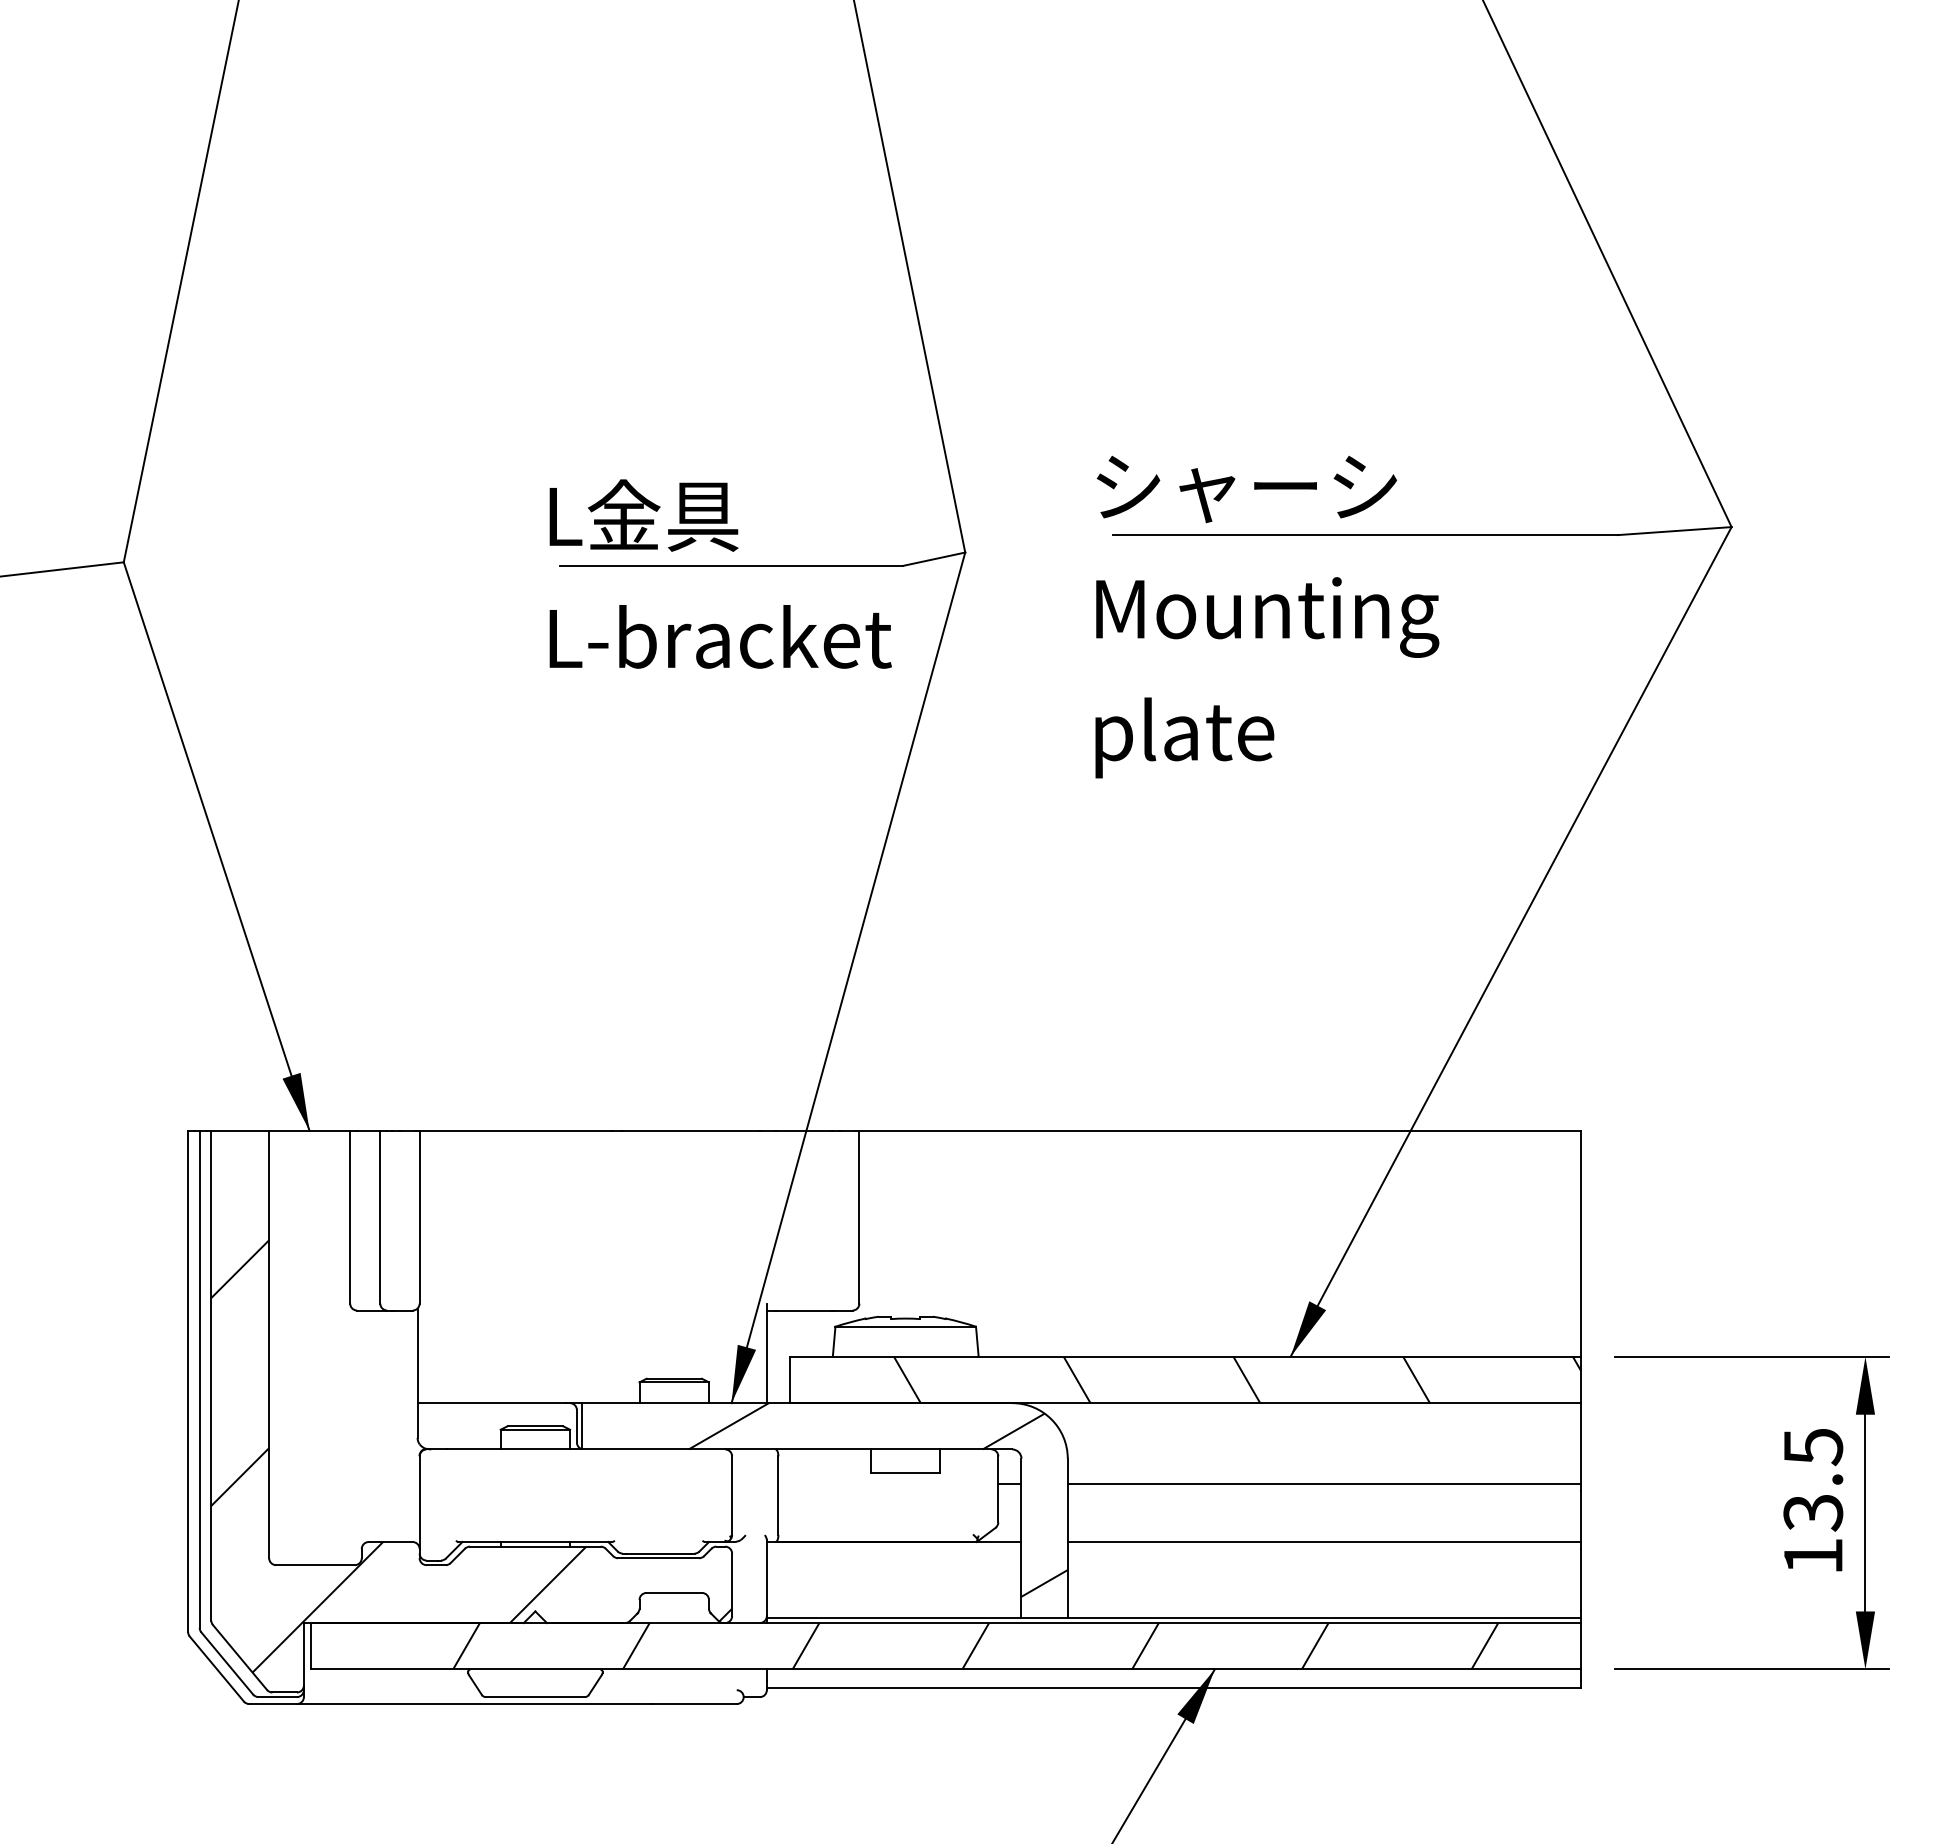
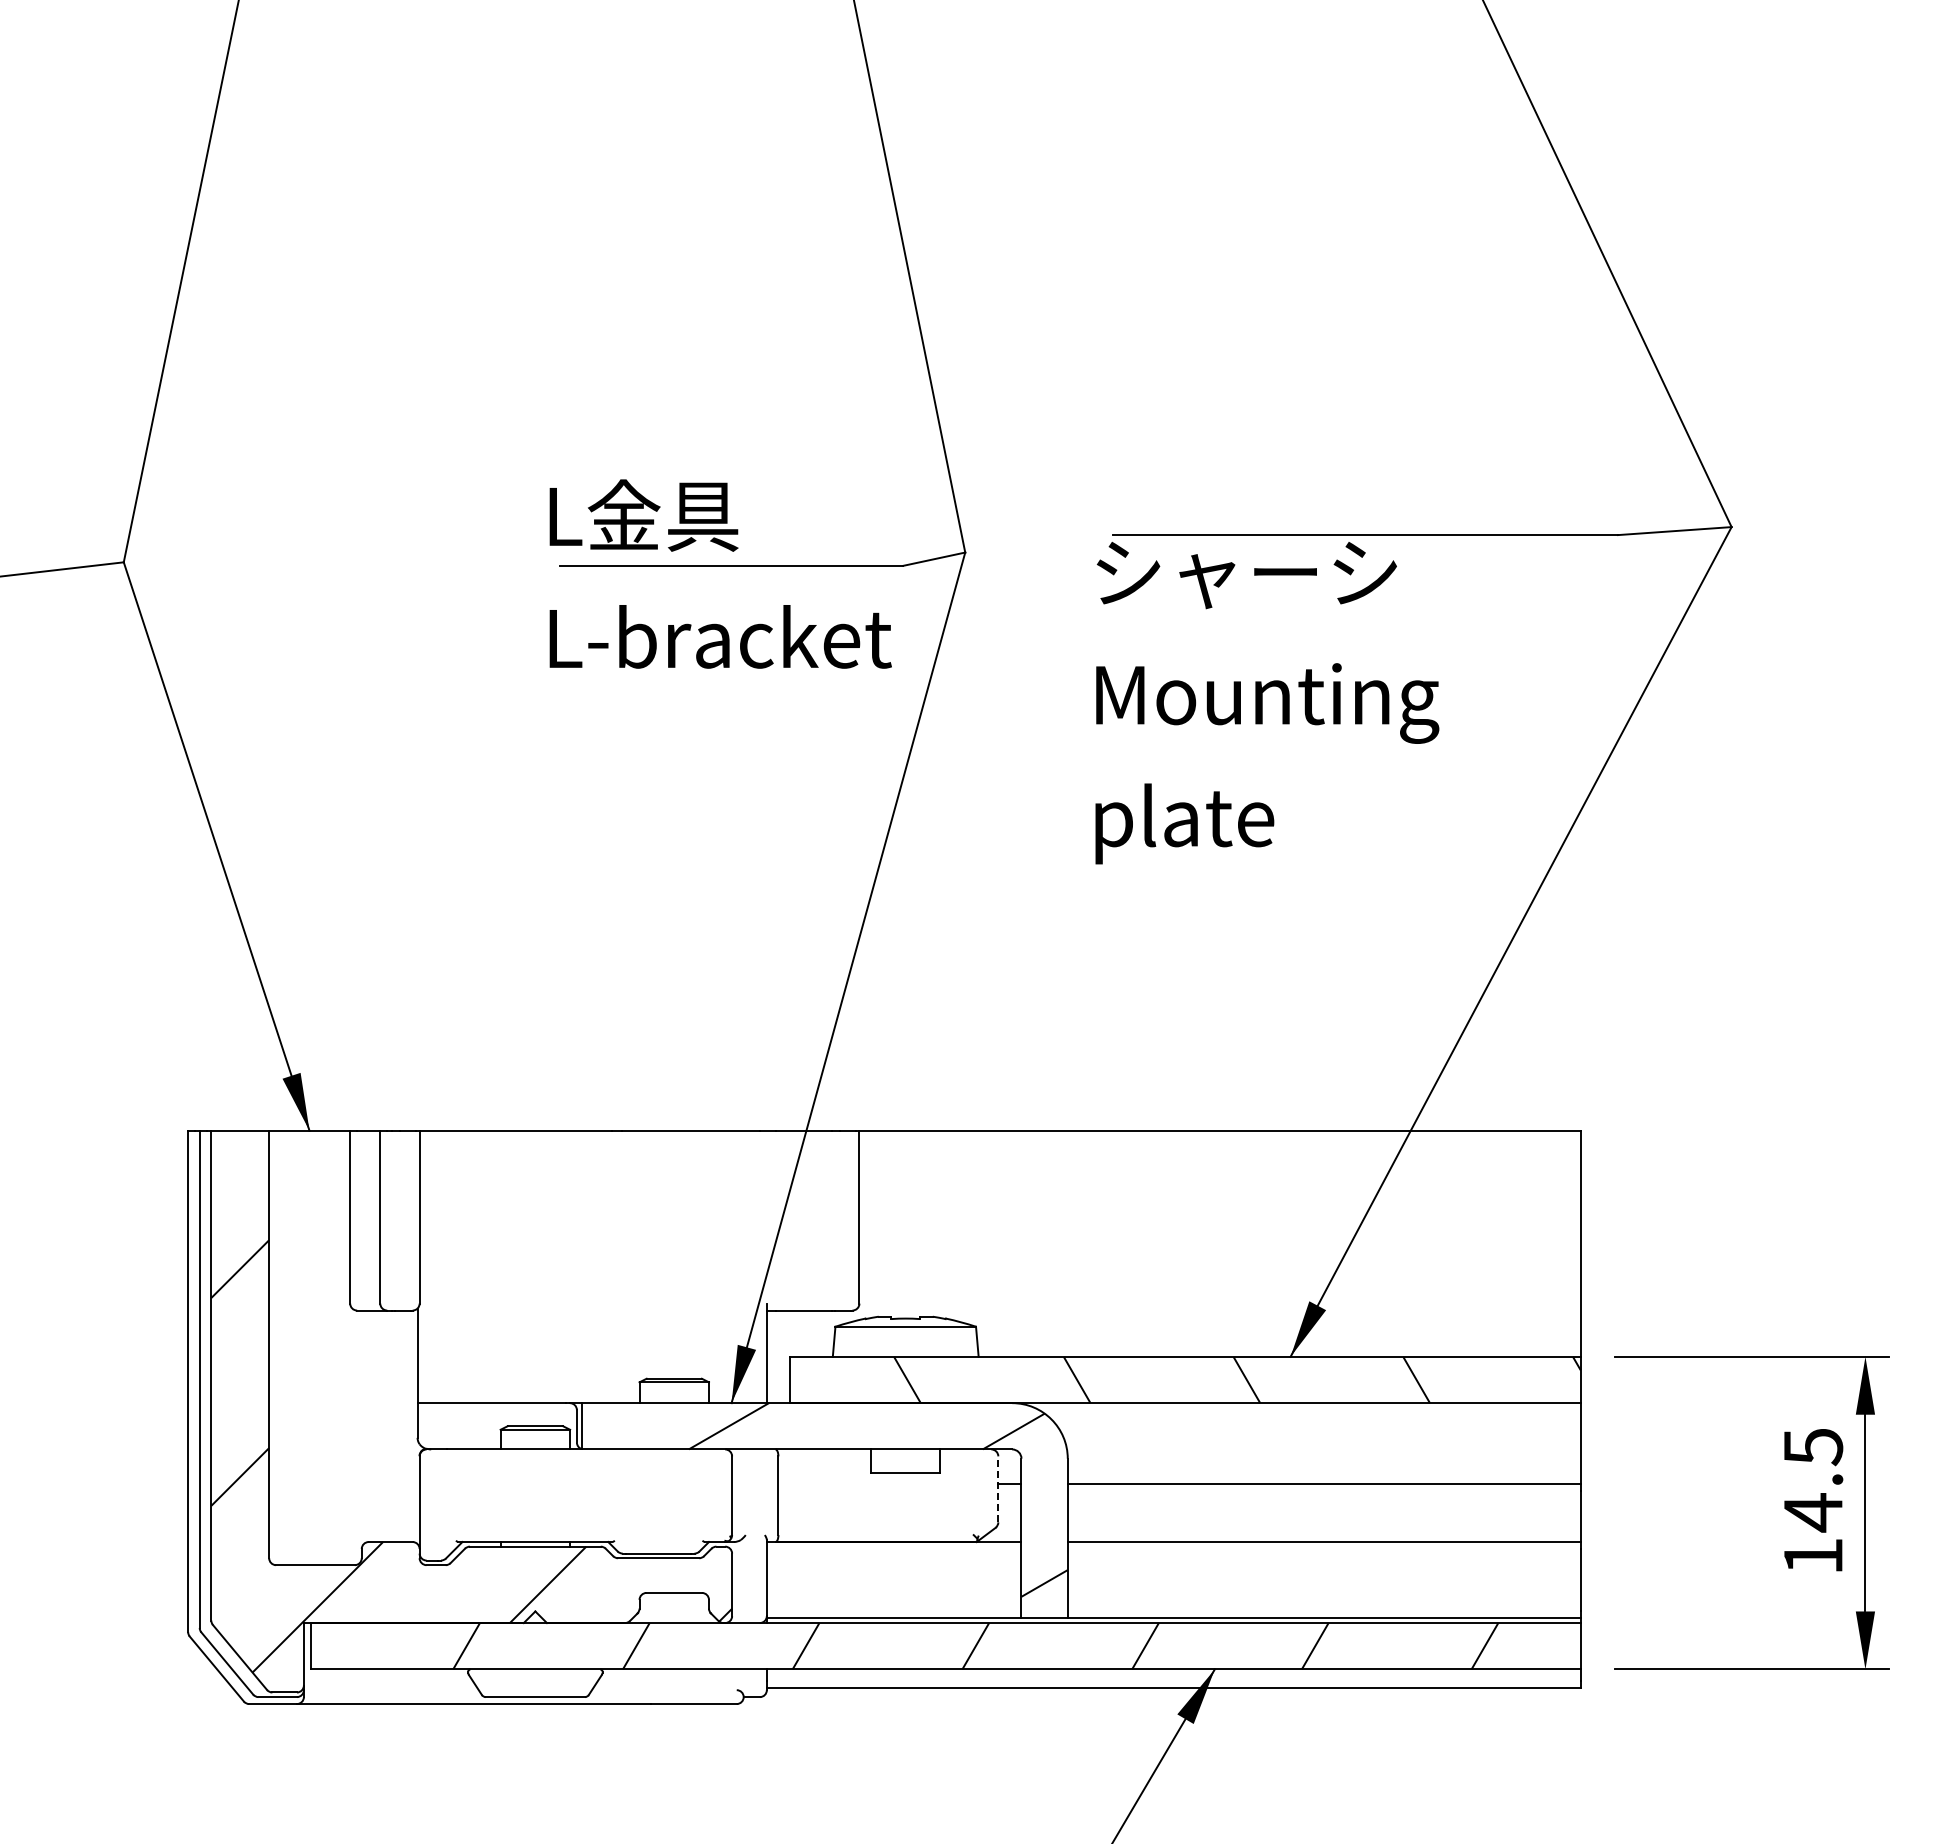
text position: (1267, 616) -> (1267, 702) (1267, 702)
line: solid -> dashed (998, 1489)
text: 13.5 -> 14.5 (1813, 1512)
